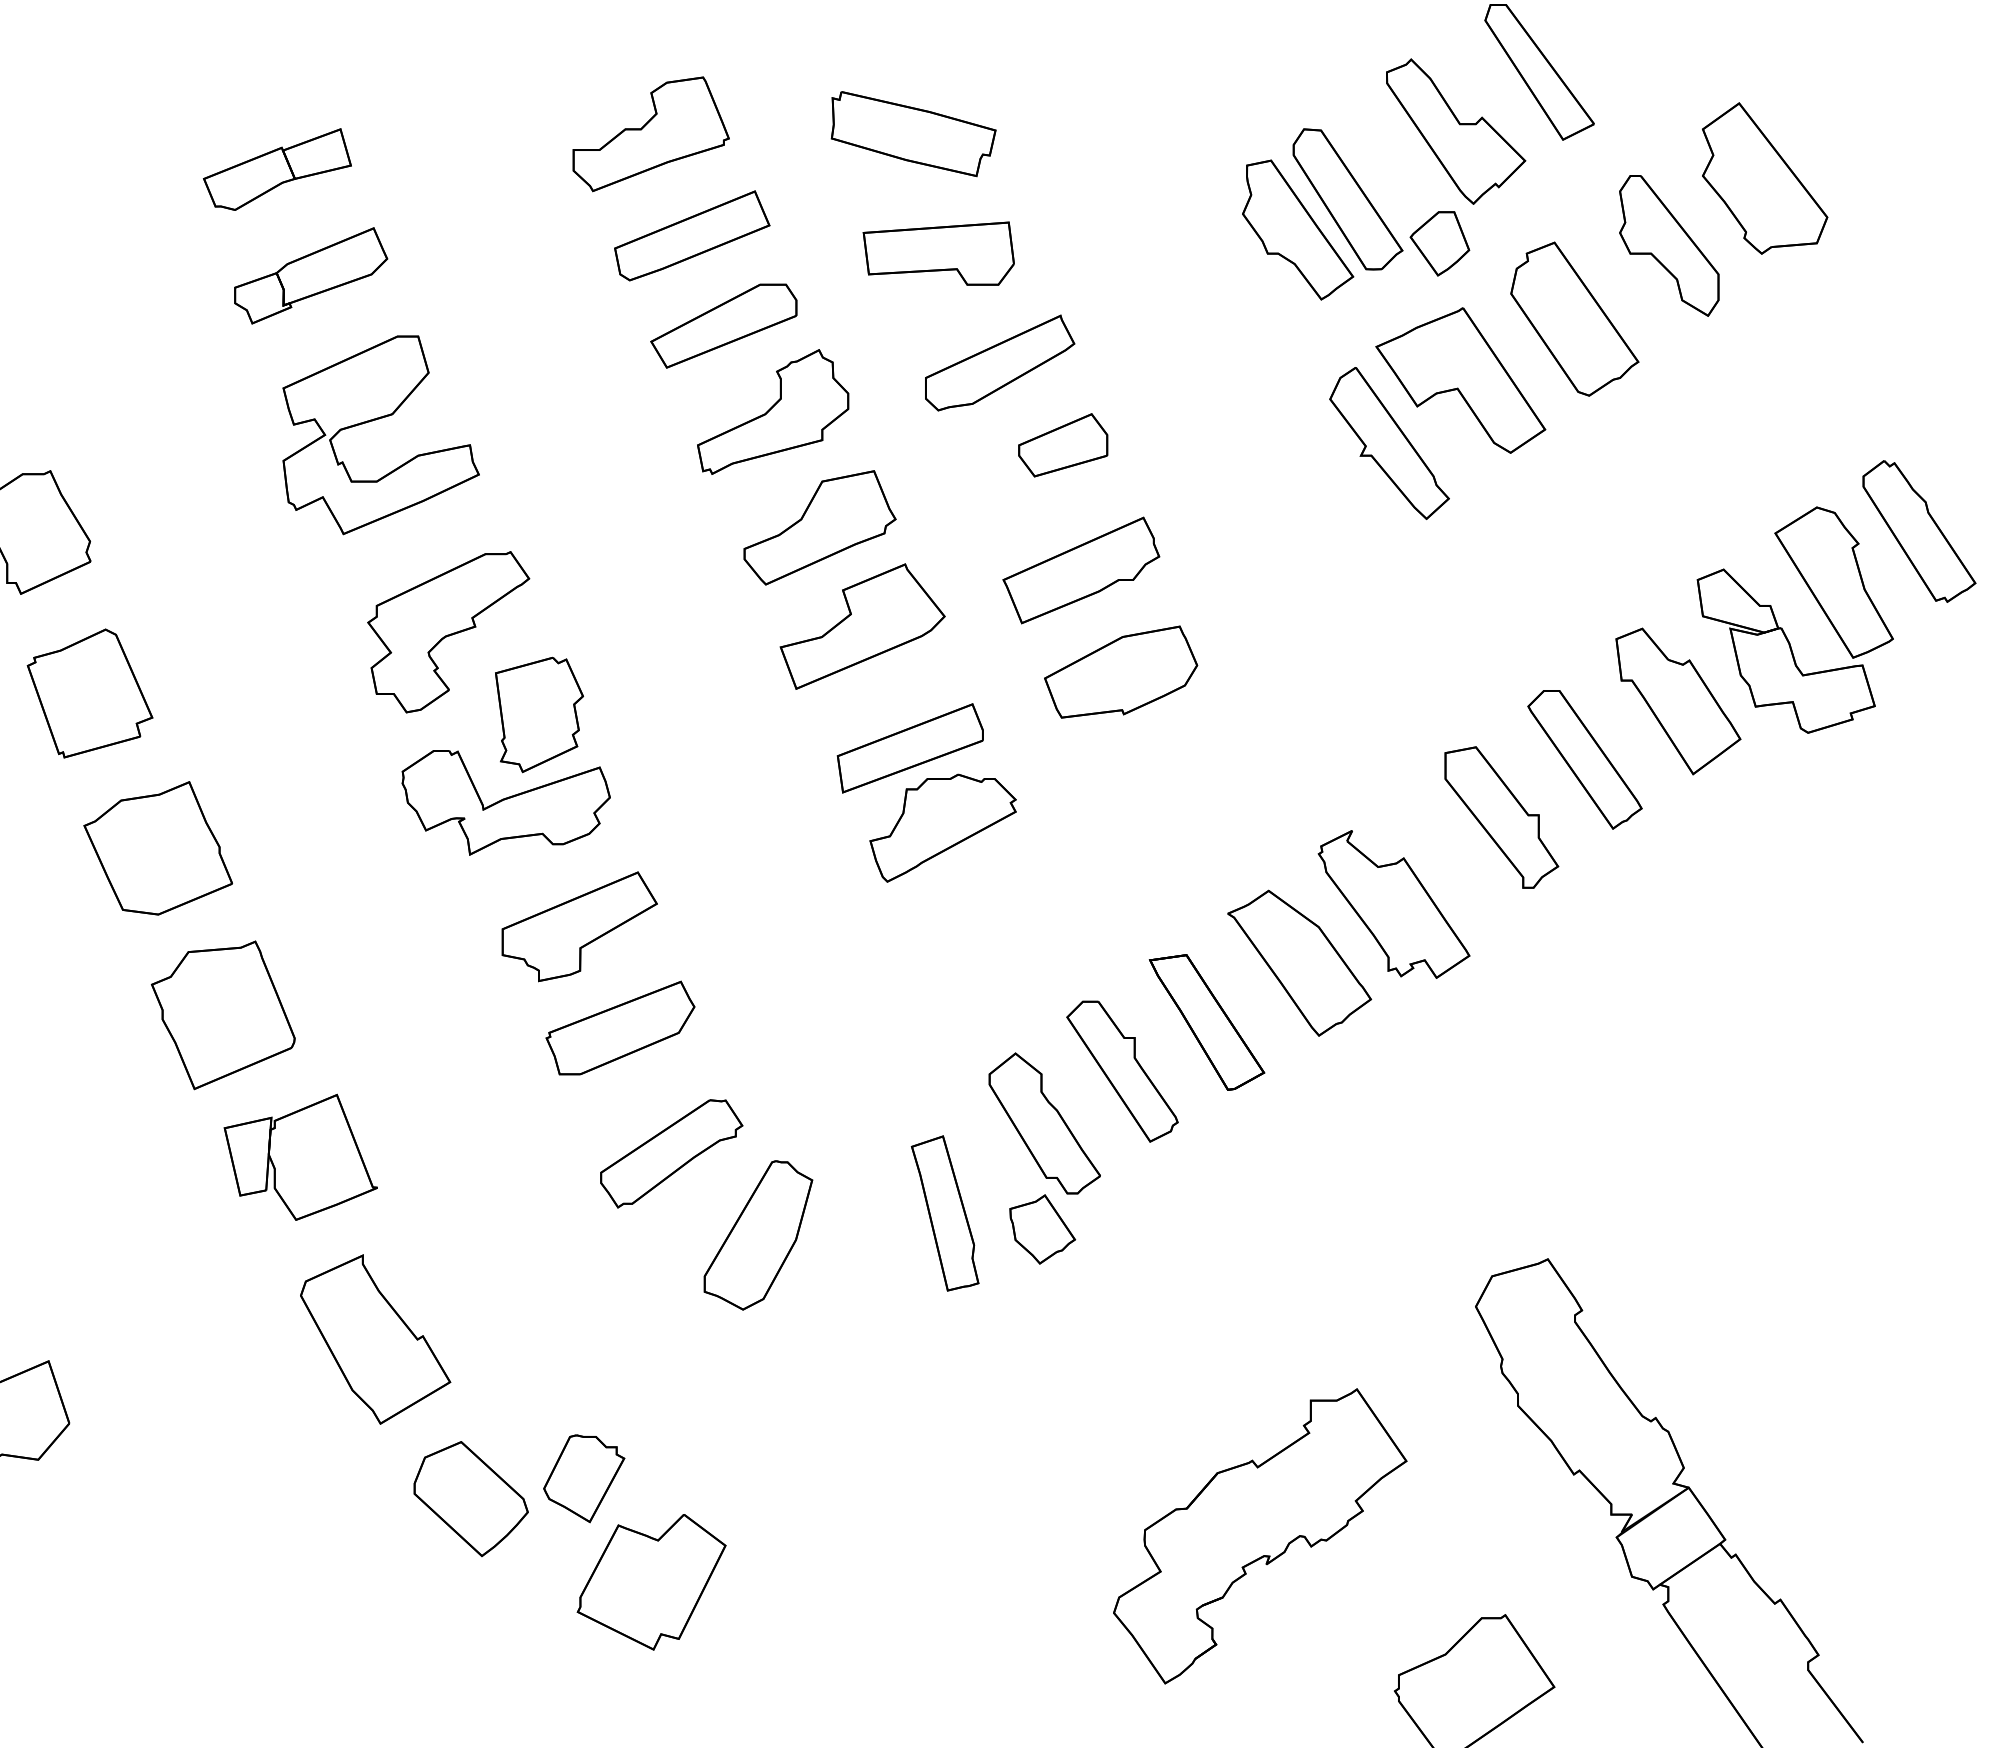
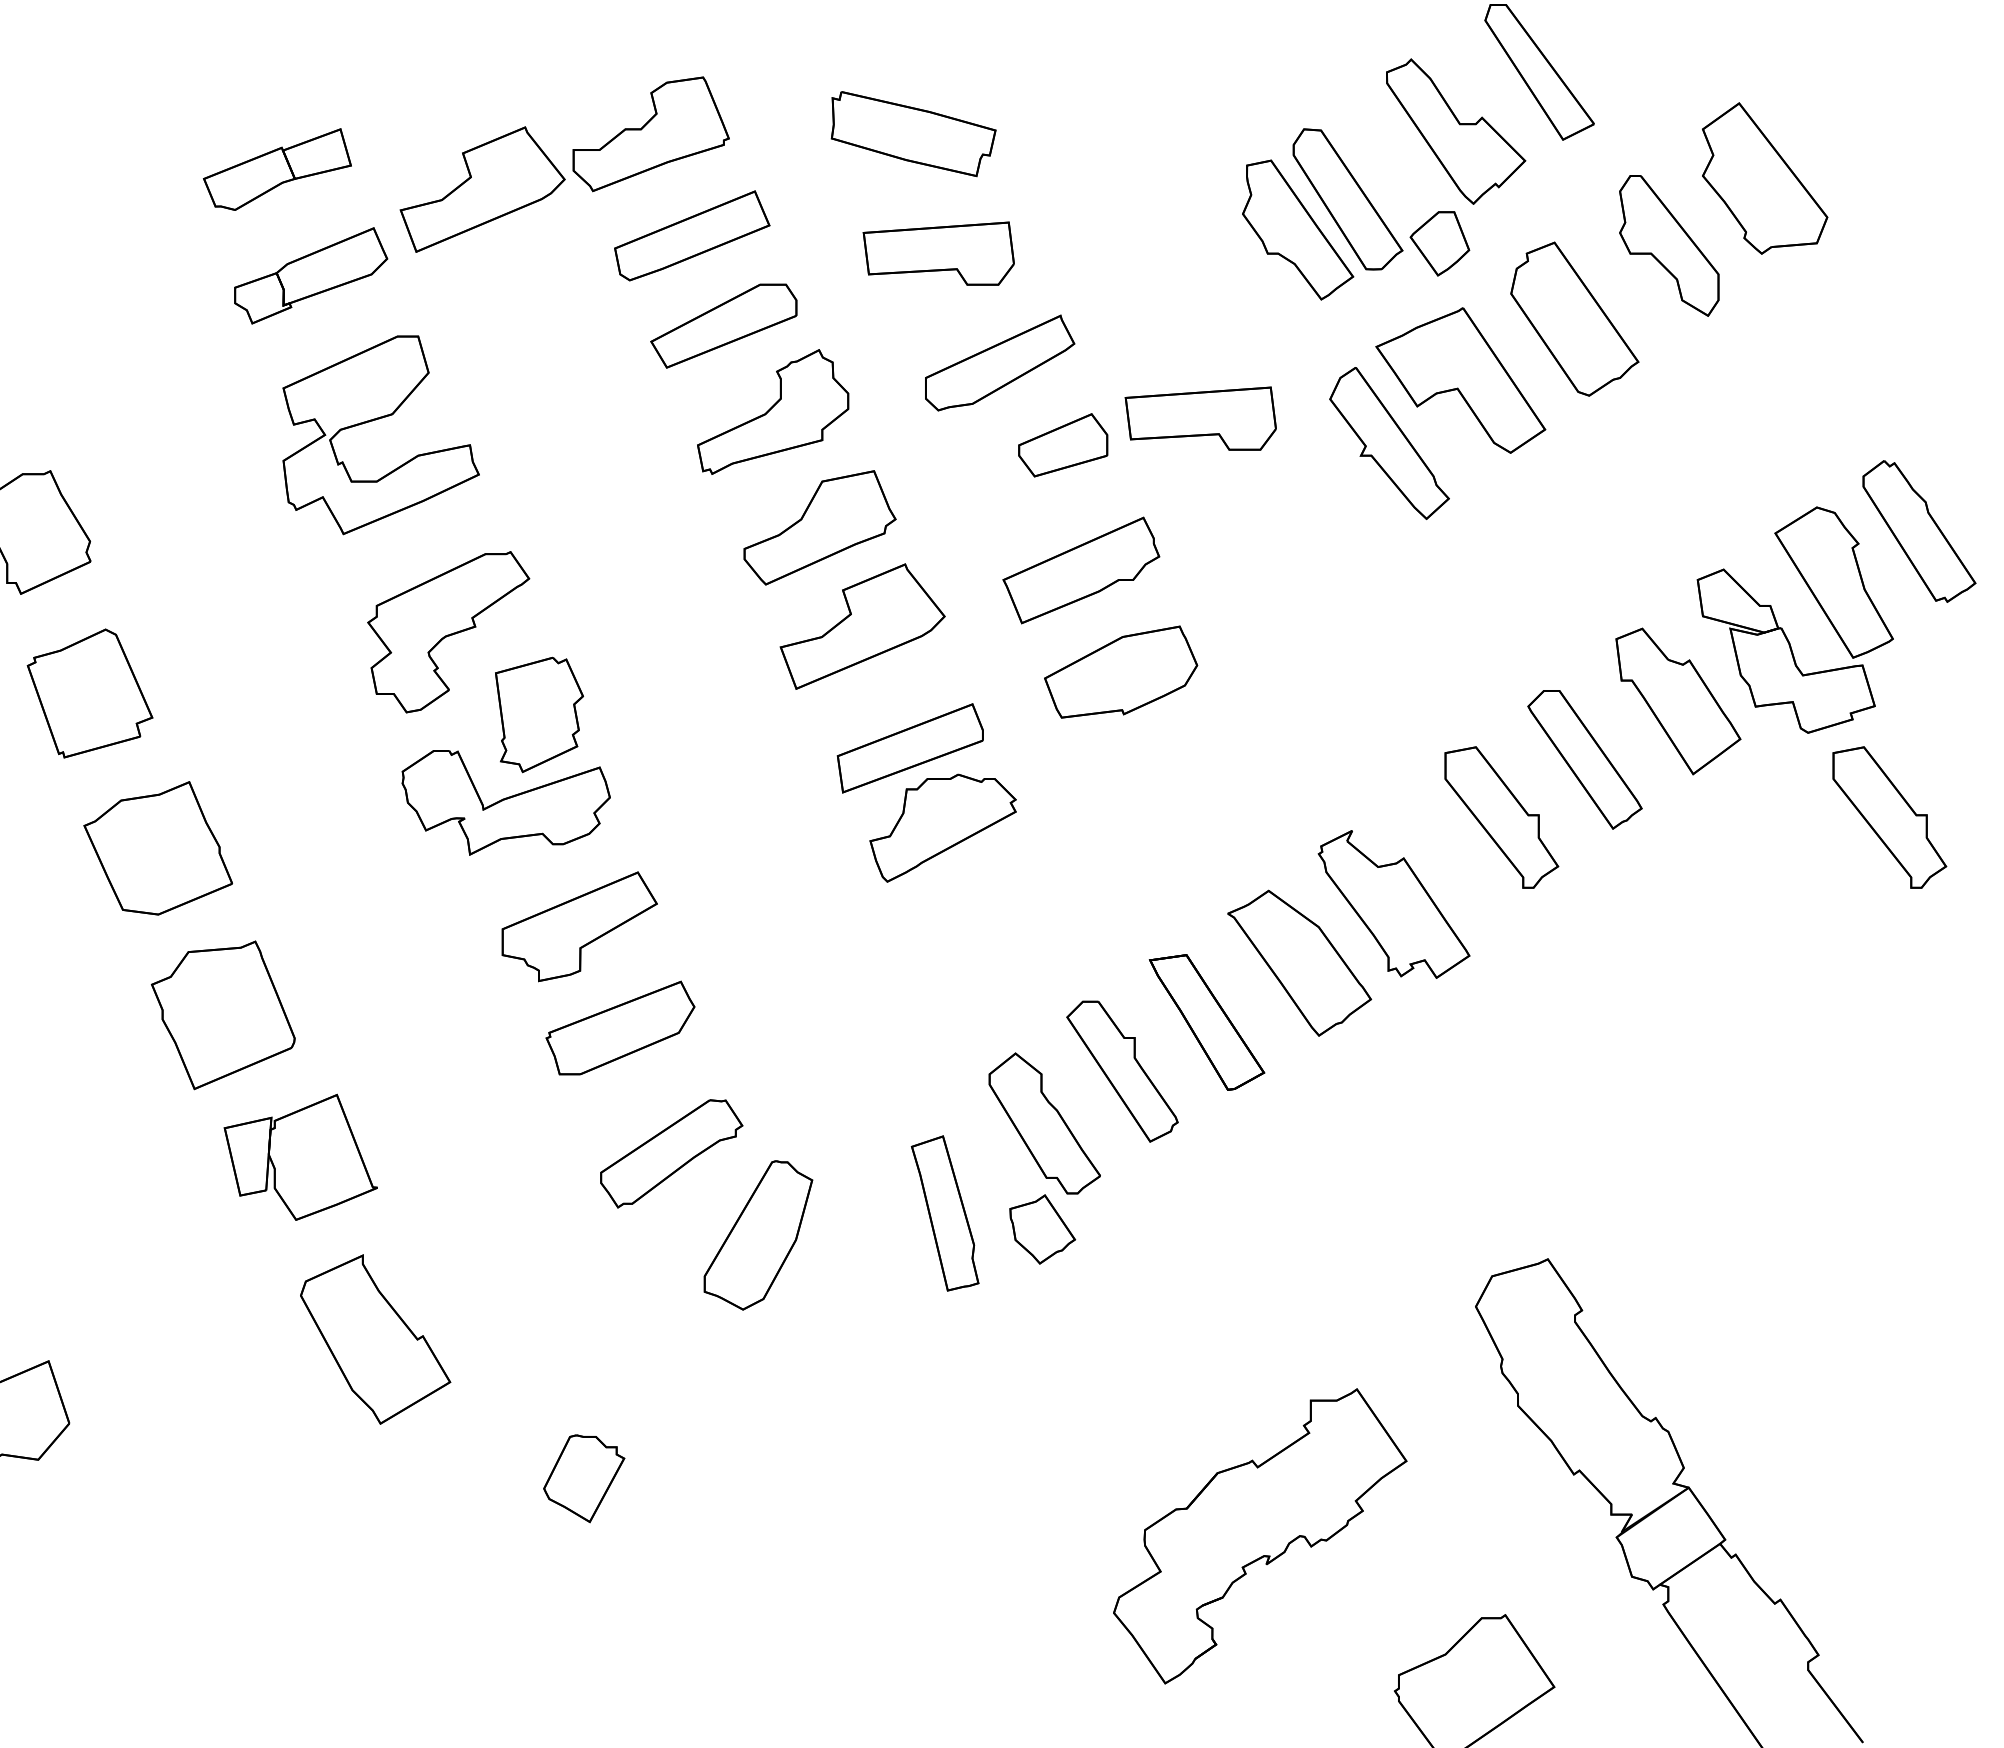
part: none -> present (482, 189)
part: none -> present (1200, 418)
part: none -> present (1889, 817)
part: present -> none (470, 1499)
part: present -> none (651, 1582)
